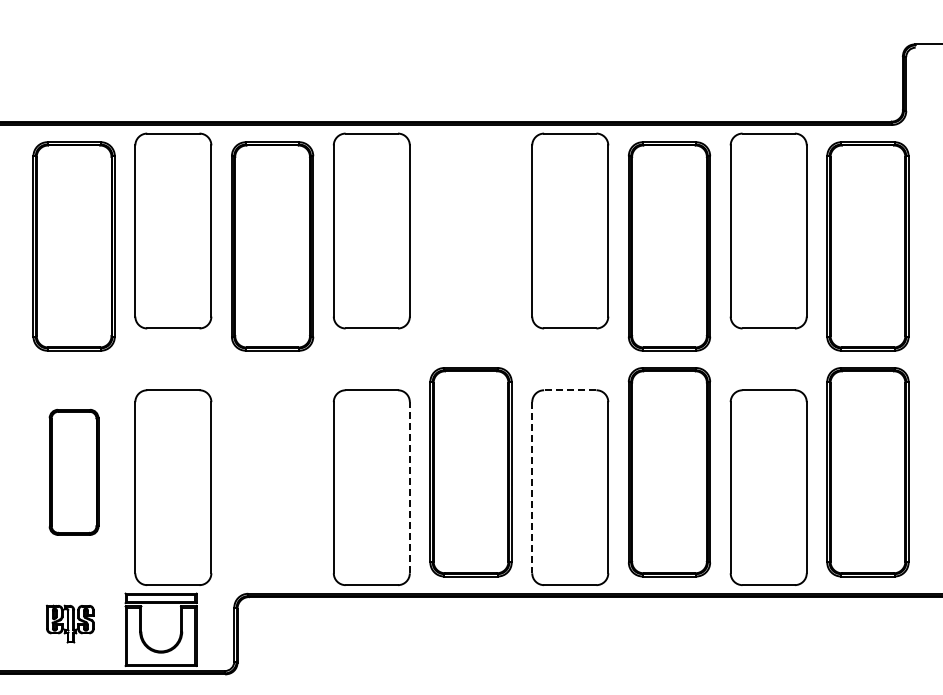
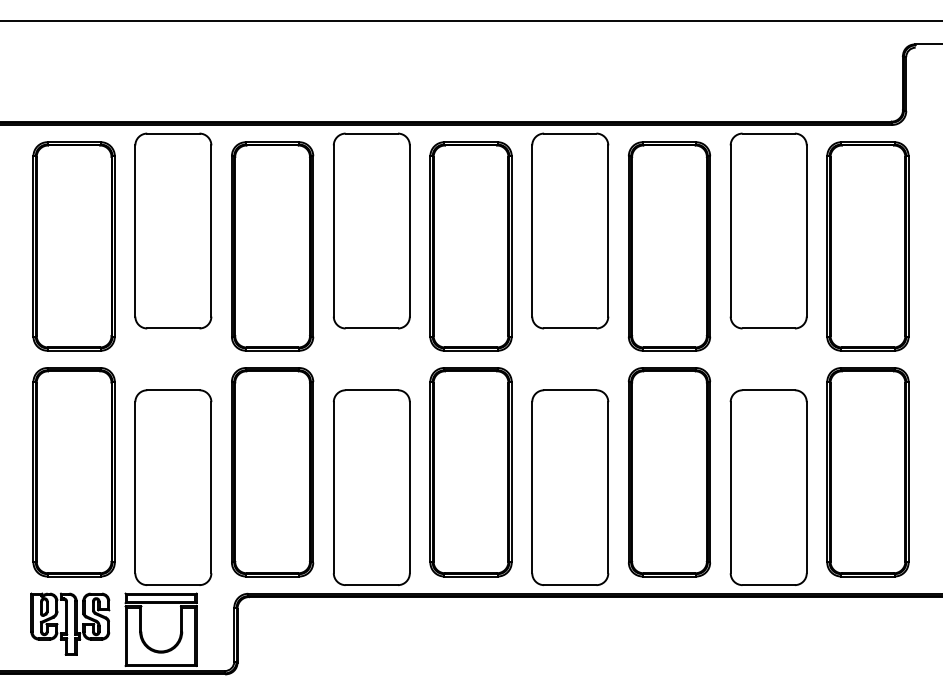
line: none -> present (470, 20)
part: none -> present (470, 246)
line: dashed -> solid (569, 390)
part size: 52x127 px -> 84x211 px (73, 472)
part: none -> present (272, 472)
line: dashed -> solid (409, 487)
line: dashed -> solid (532, 487)
part size: 49x40 px -> 81x64 px (70, 623)
